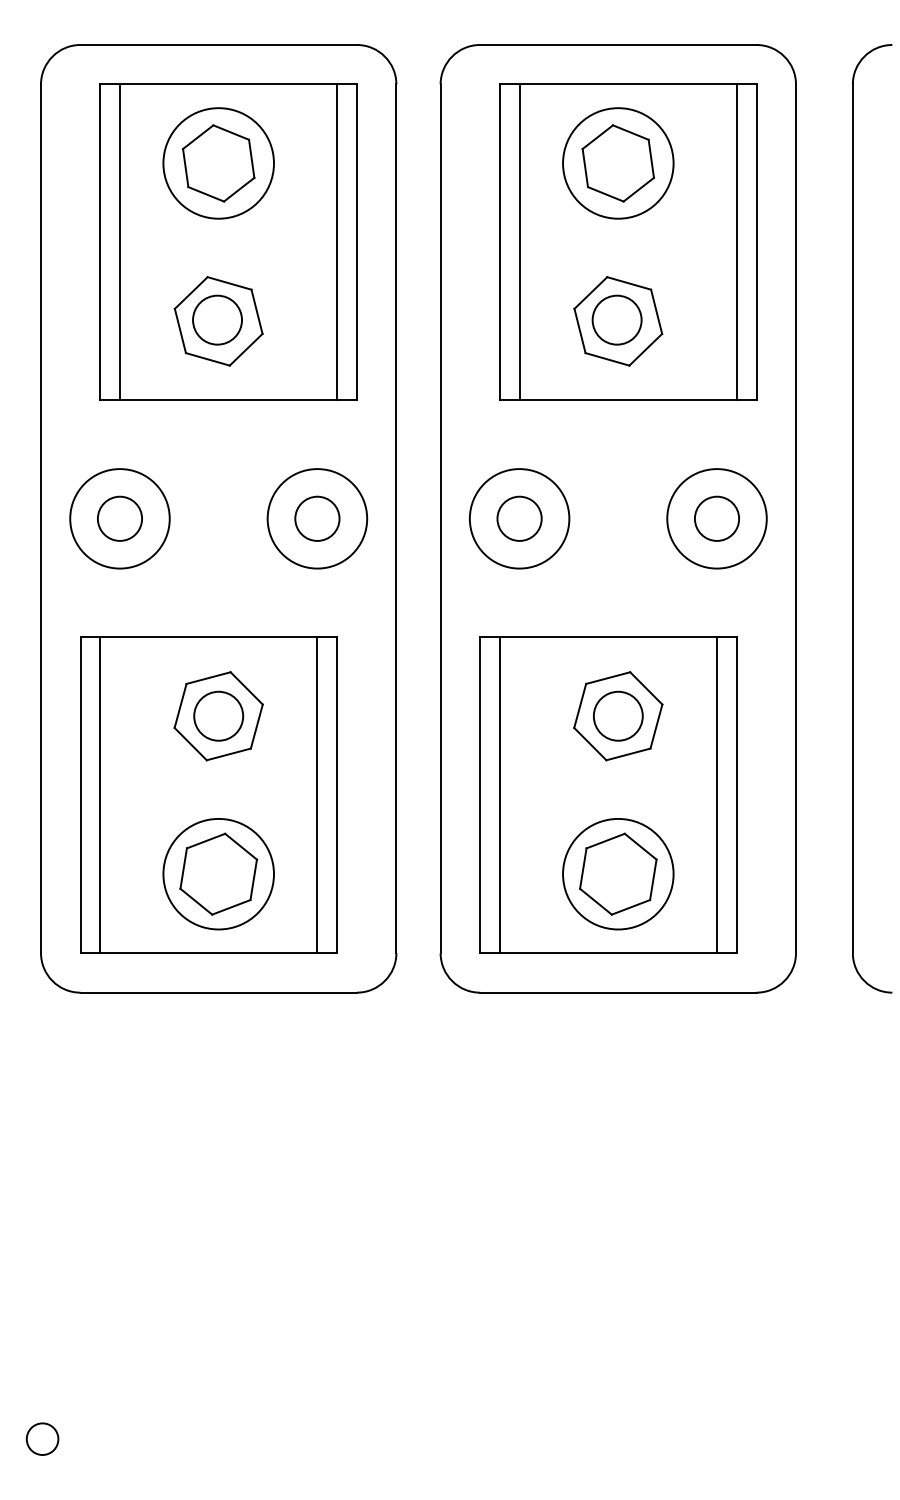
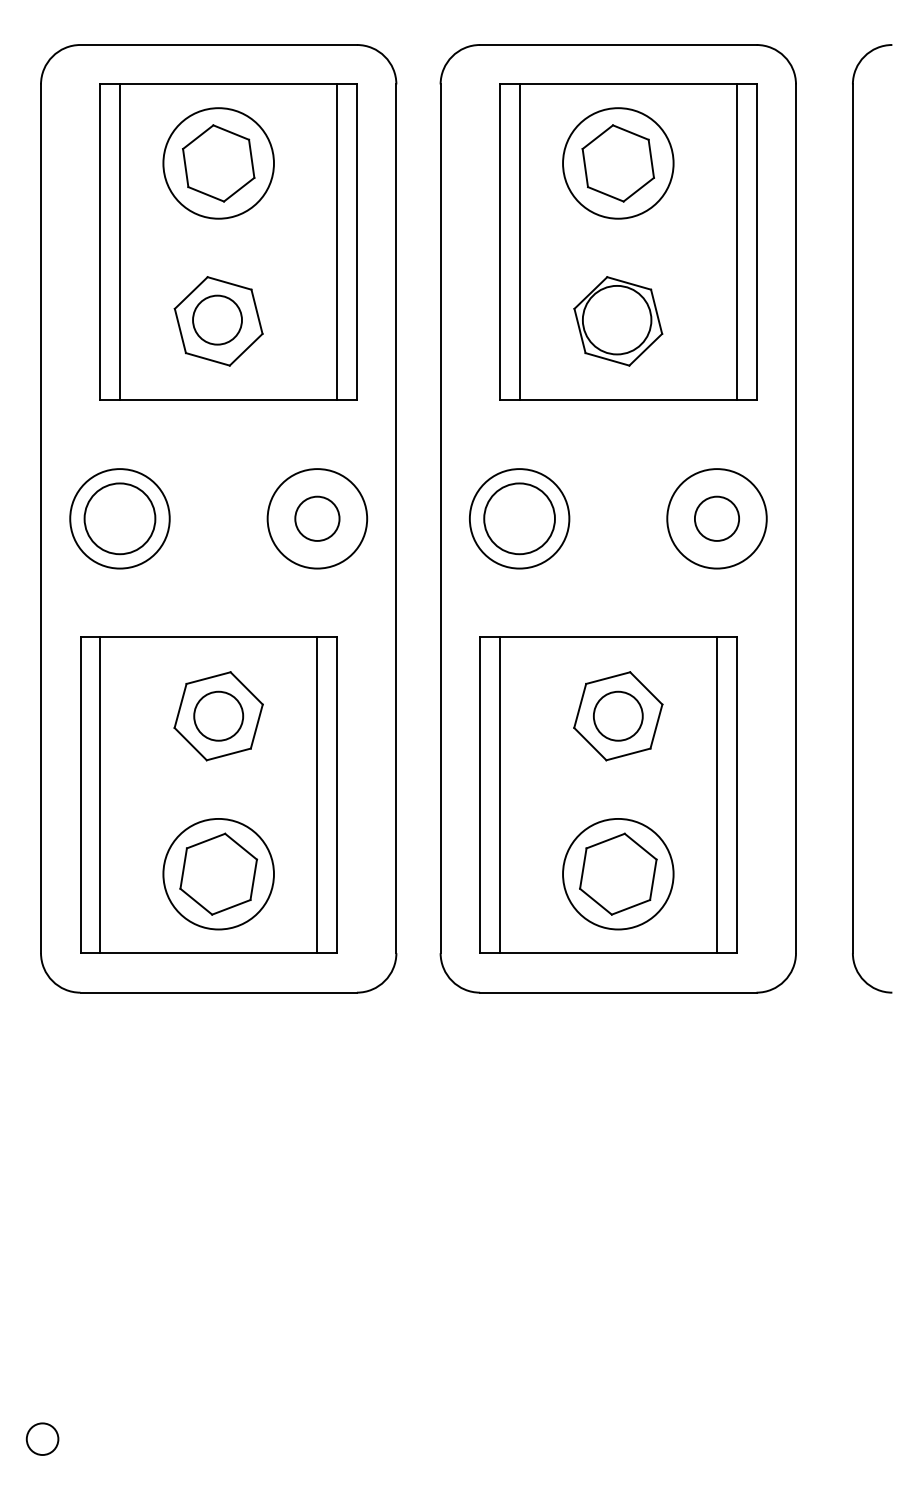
circle diameter: 49 px -> 69 px (616, 319)
circle diameter: 44 px -> 71 px (119, 518)
circle diameter: 44 px -> 71 px (519, 518)
